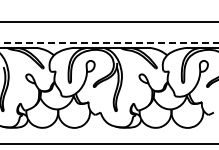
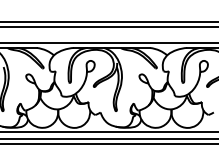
line: none -> present (108, 27)
line: dashed -> solid (109, 43)
line: none -> present (108, 132)
line: none -> present (108, 139)
